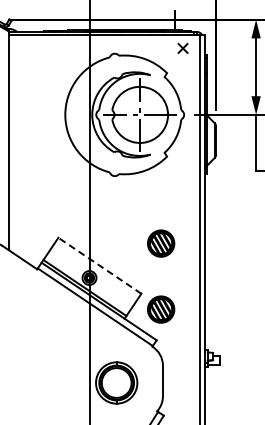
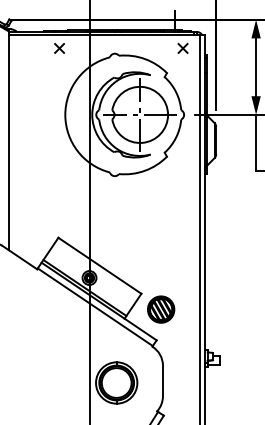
part: none -> present (59, 48)
part: present -> none (161, 243)
line: dashed -> solid (99, 265)
